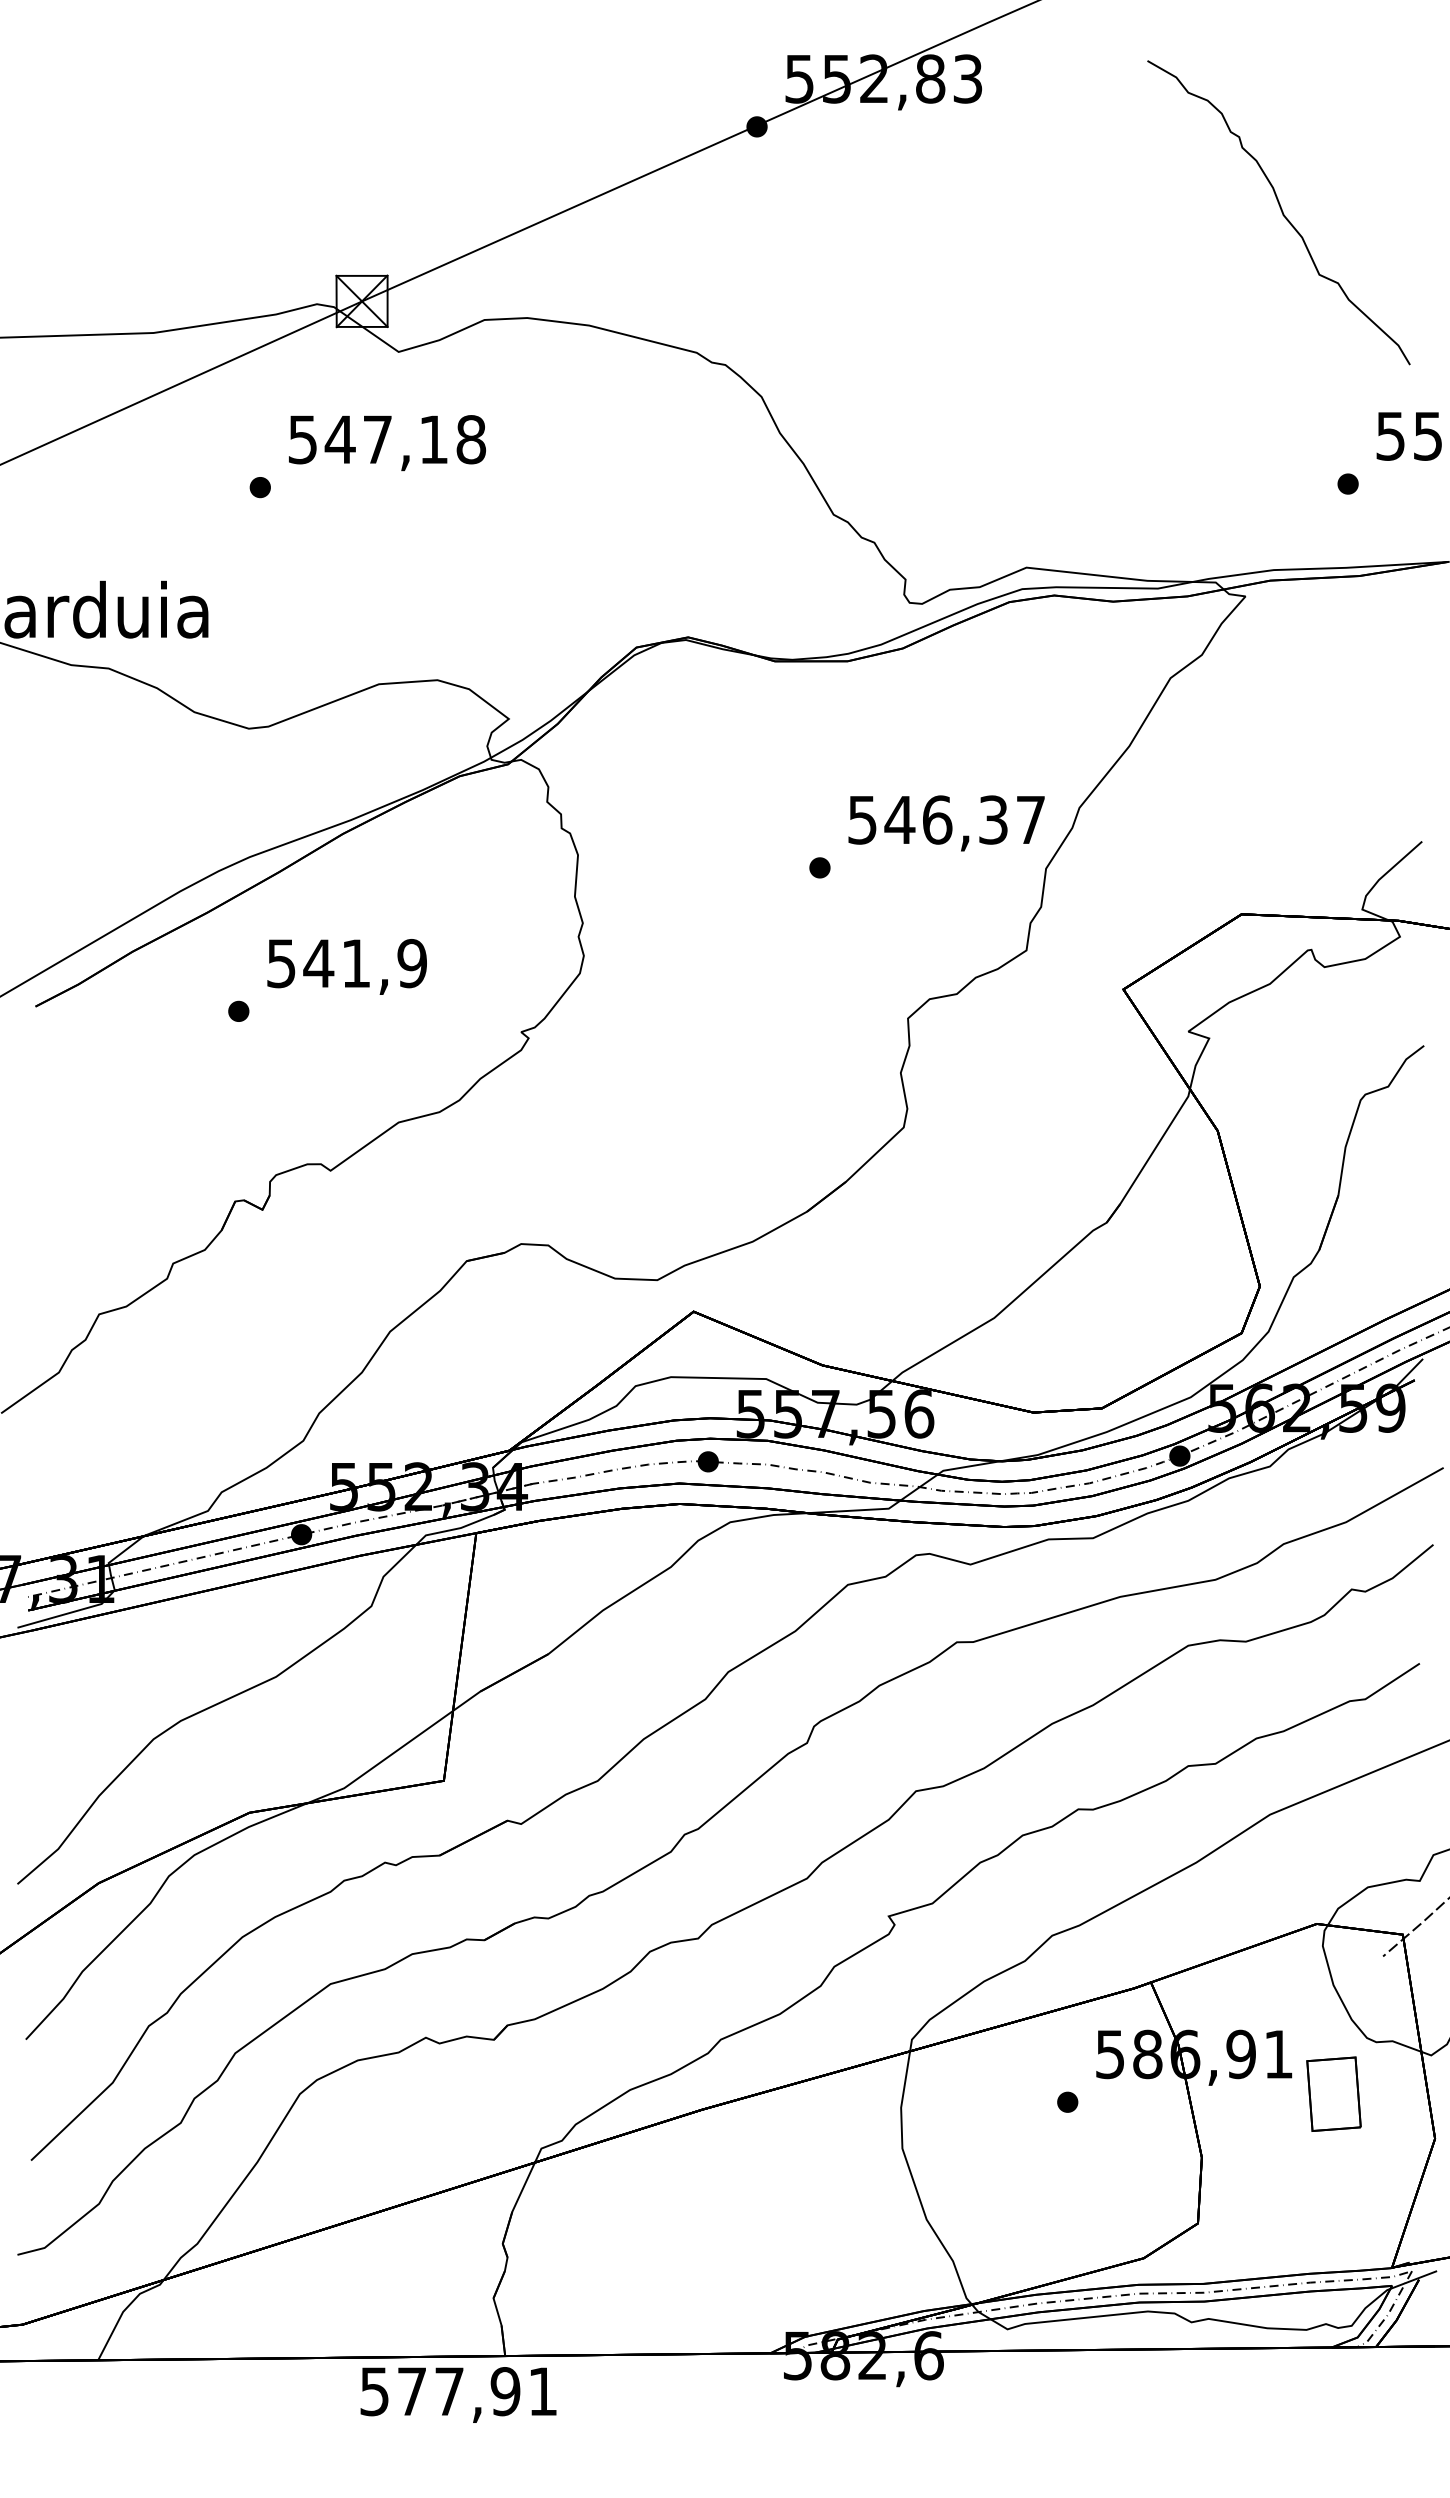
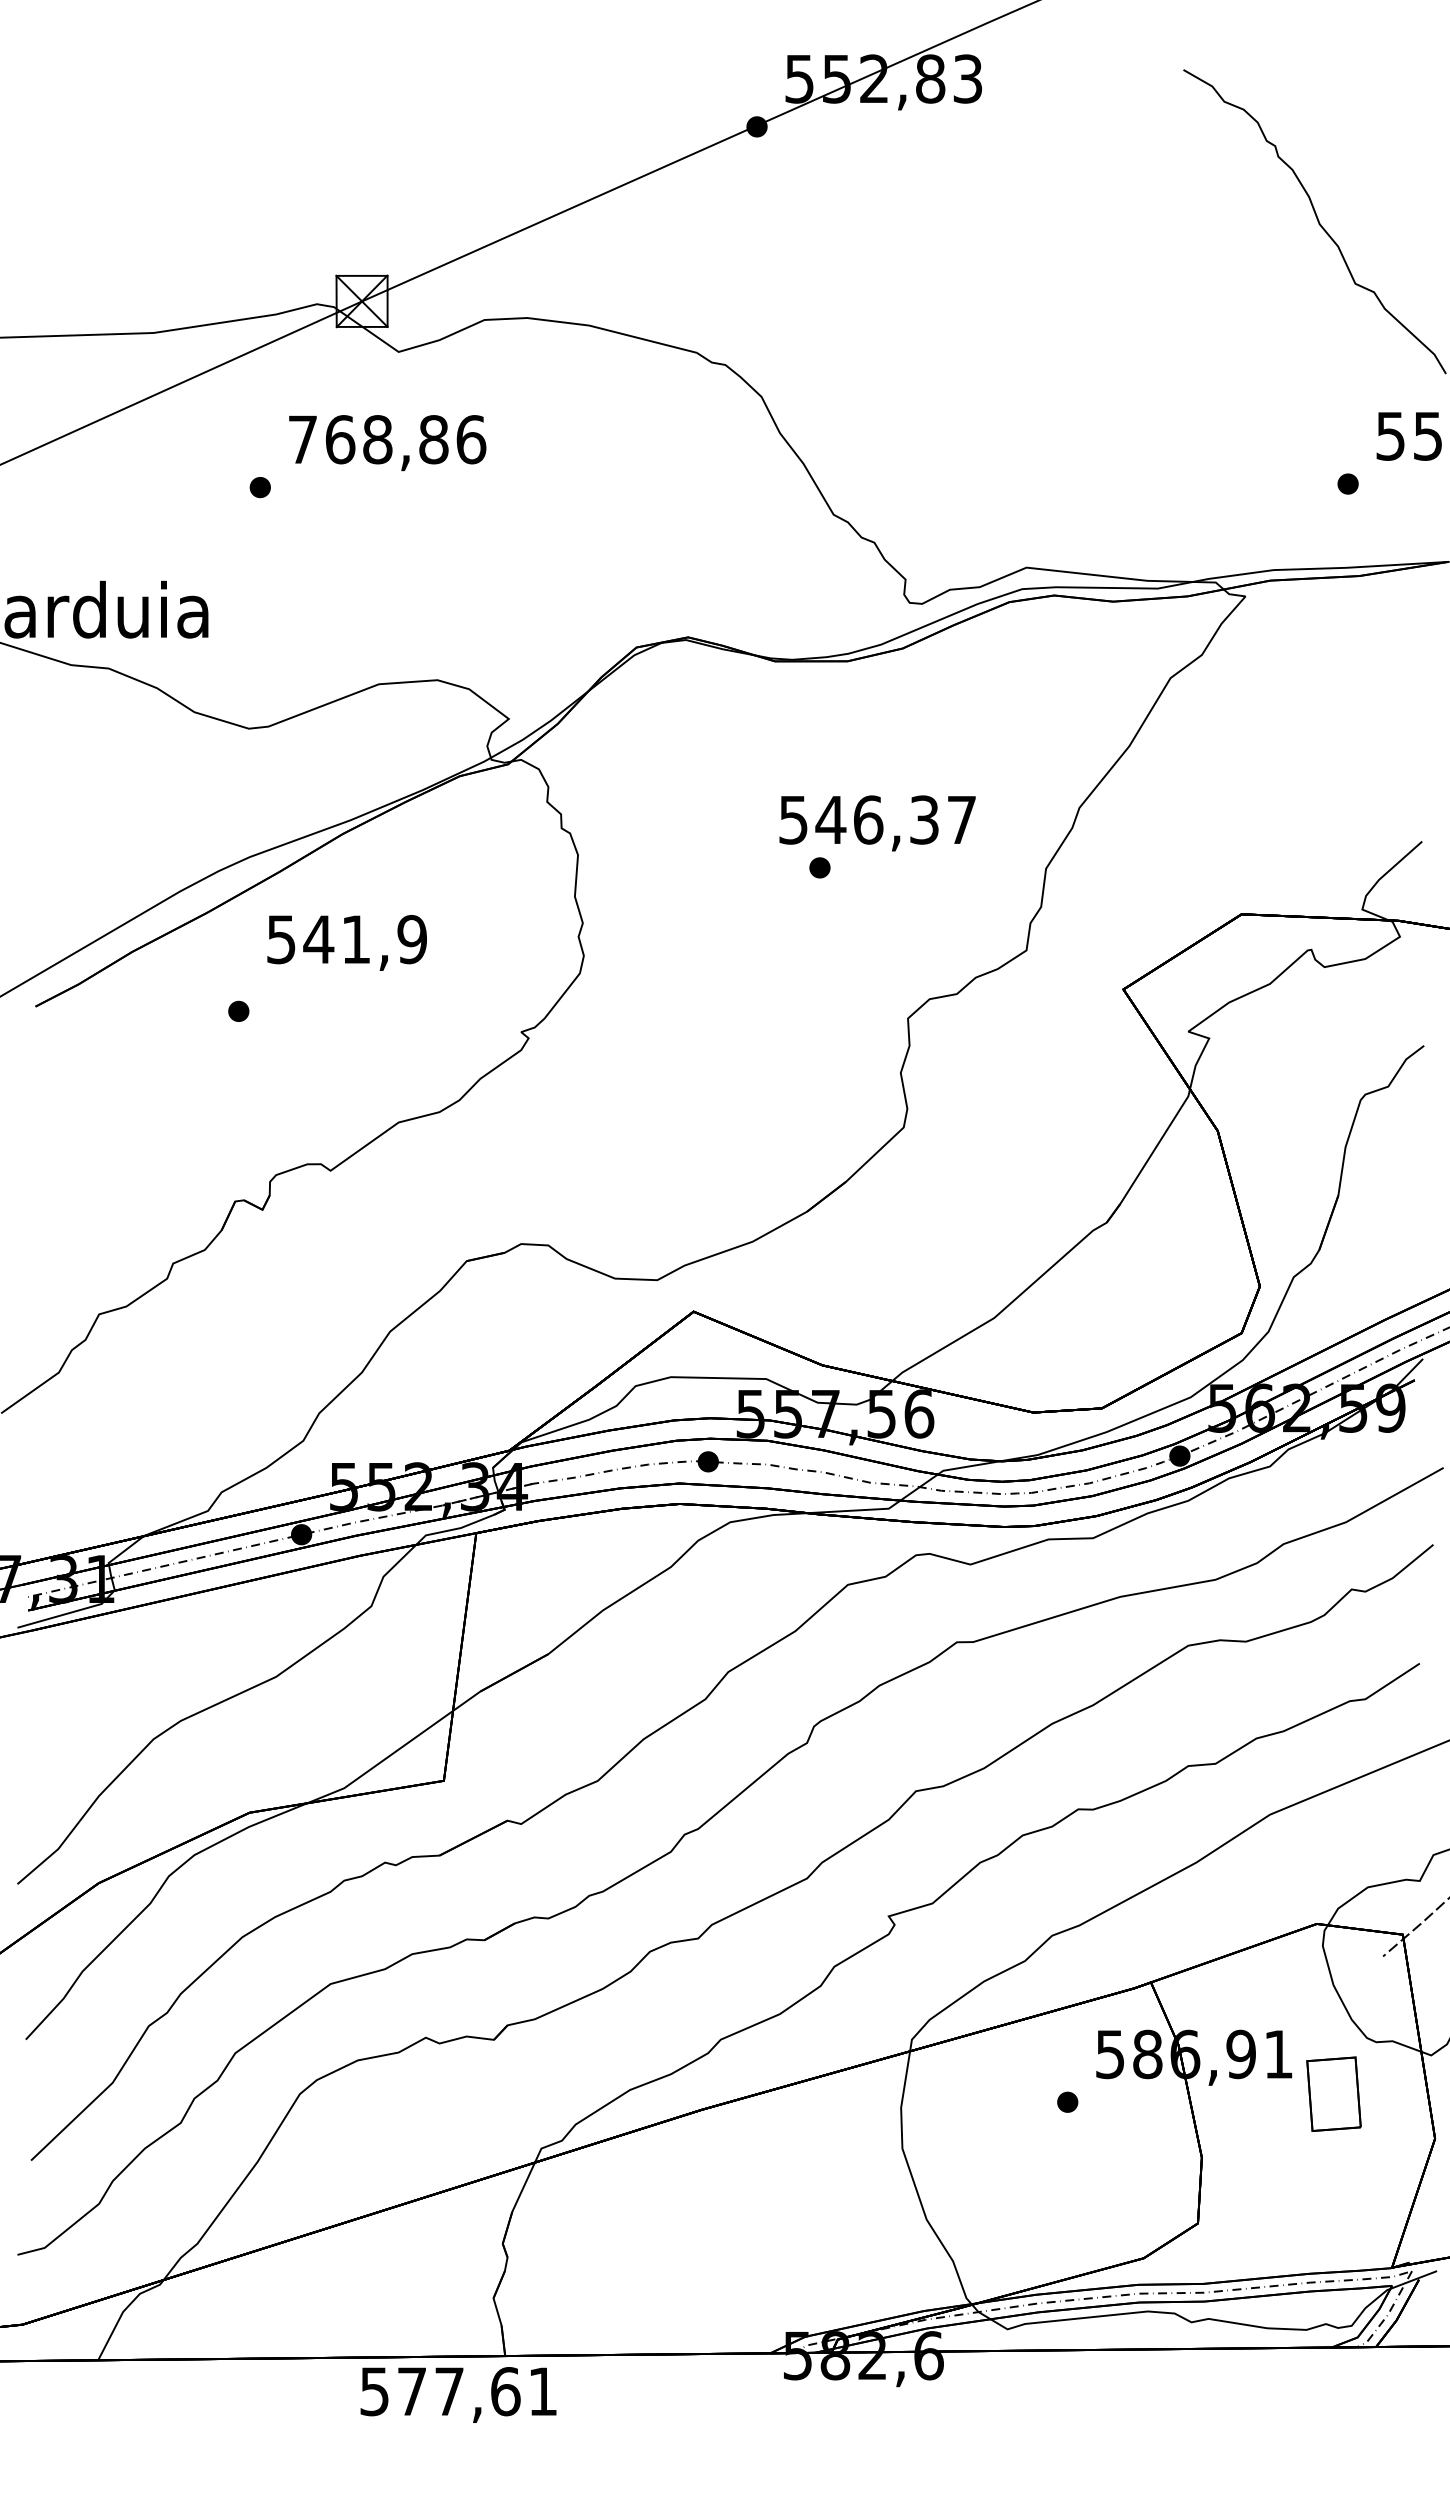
curve position: (1280, 210) -> (1316, 219) (1316, 219)
text: 547,18 -> 768,86 (387, 439)
text position: (946, 823) -> (877, 823) (877, 823)
text position: (346, 966) -> (346, 942) (346, 942)
text: 577,91 -> 577,61 (505, 2391)
